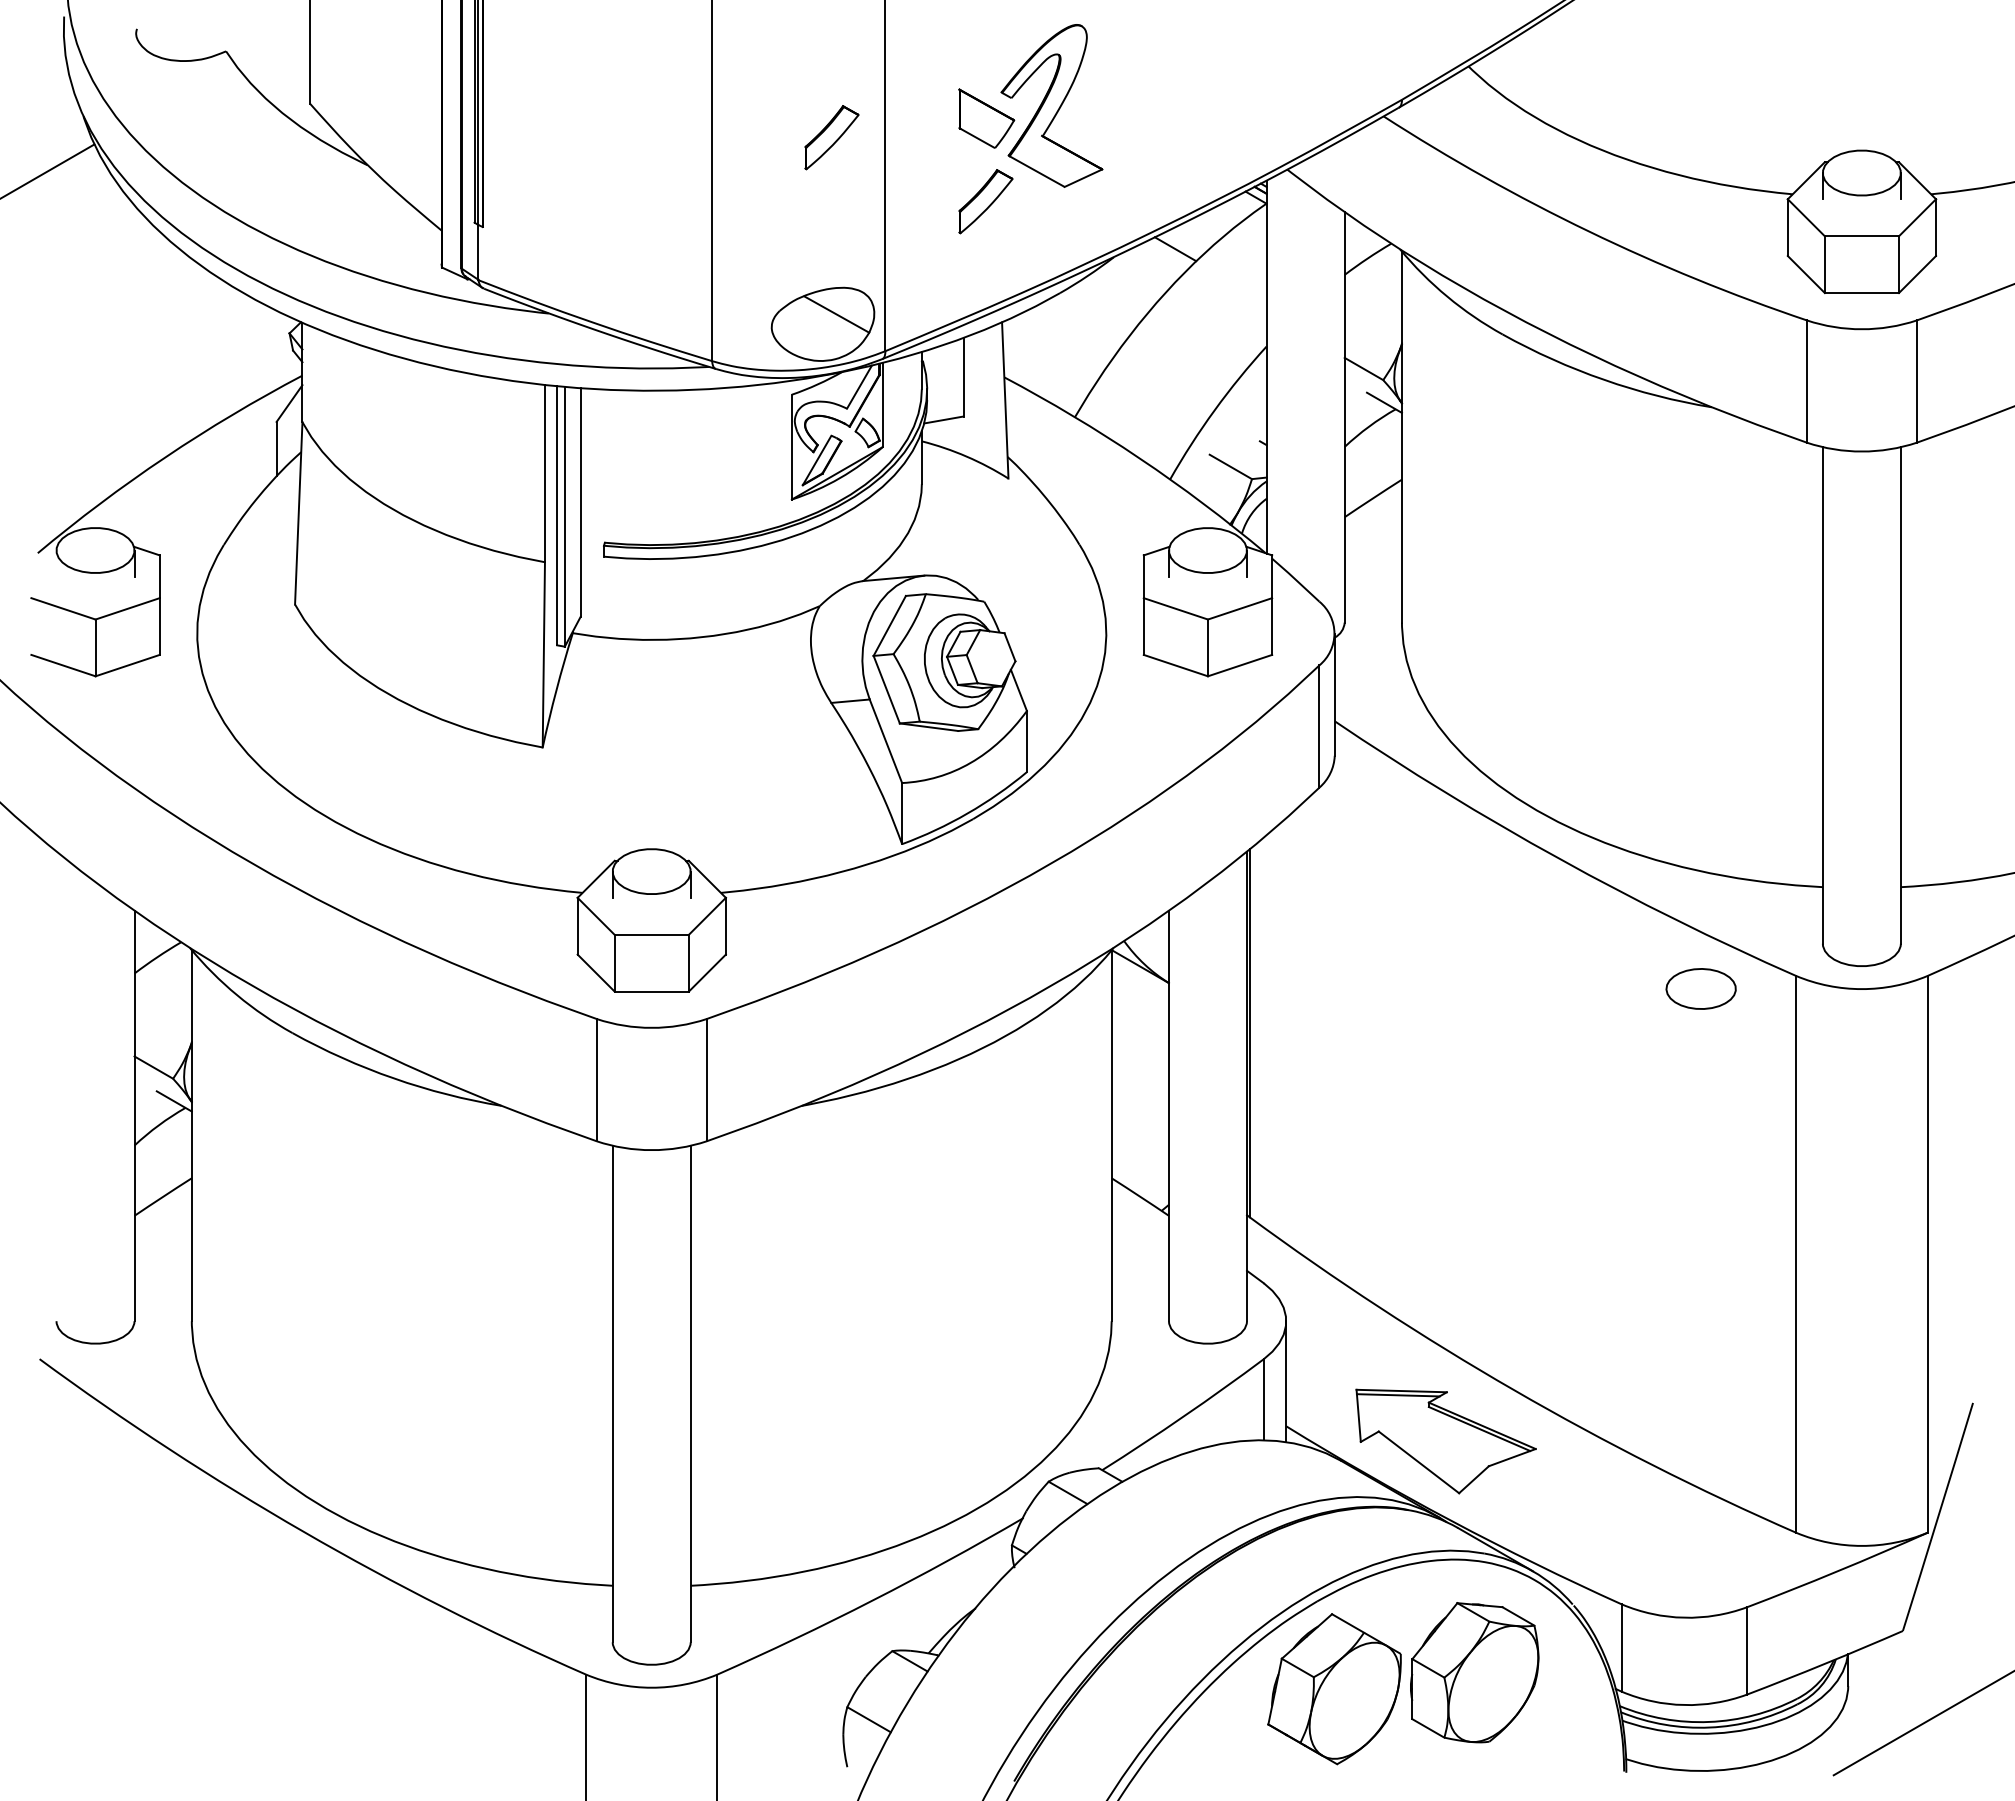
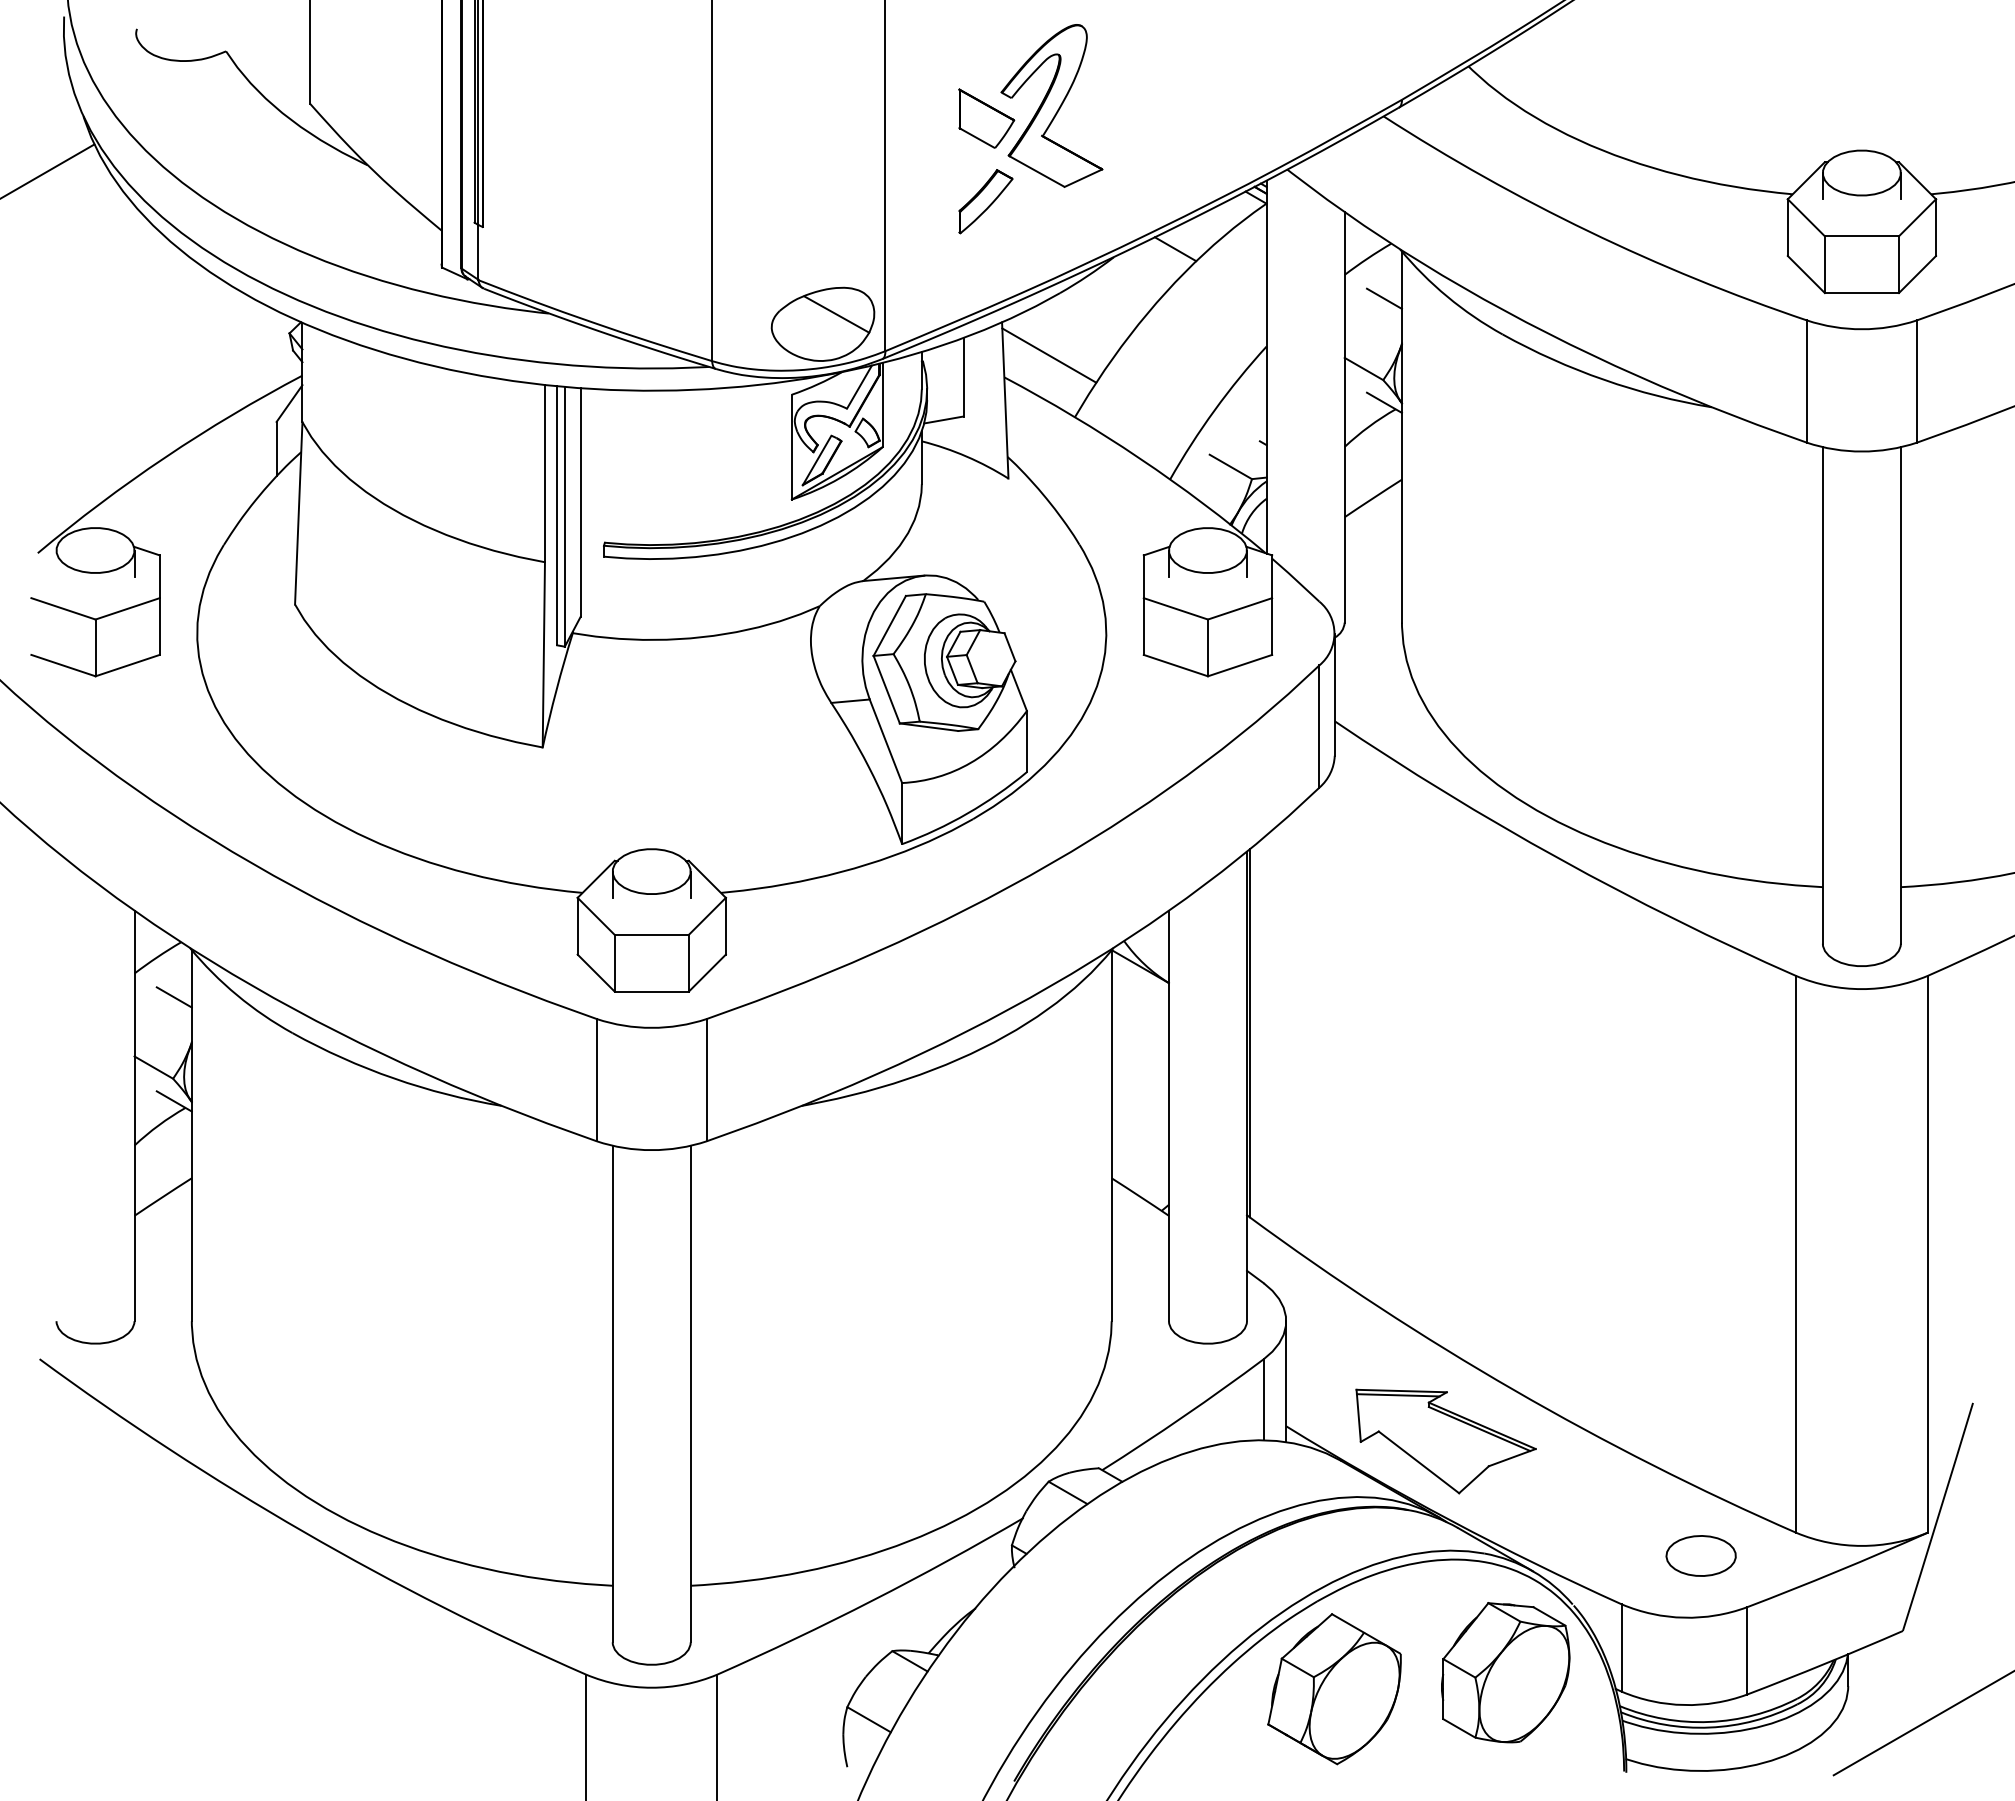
part: present -> none (831, 137)
line: none -> present (1383, 298)
line: none -> present (1049, 355)
part position: (1700, 988) -> (1700, 1555) (1700, 1555)
line: none -> present (173, 997)
part position: (1474, 1672) -> (1505, 1672) (1505, 1672)
